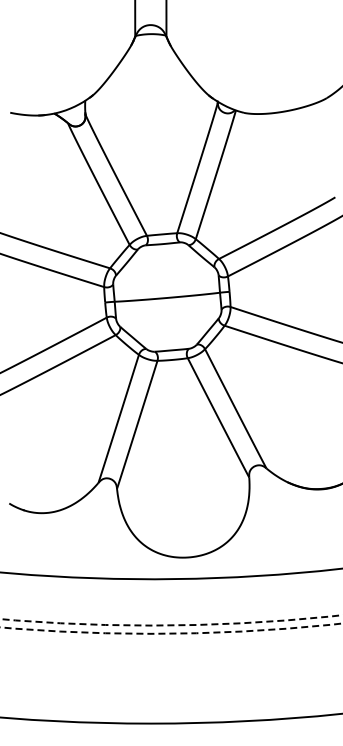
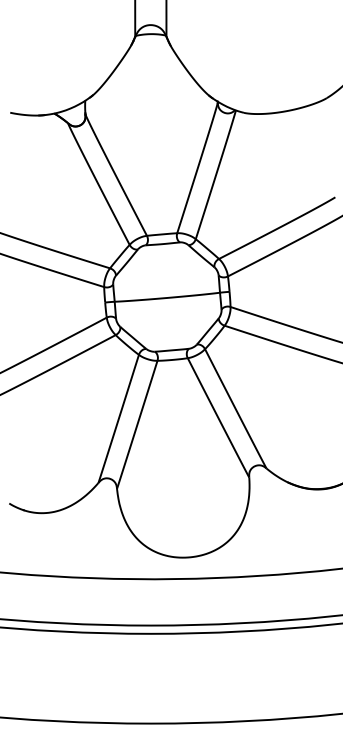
circle: dashed -> solid (171, 620)
circle: dashed -> solid (171, 628)
